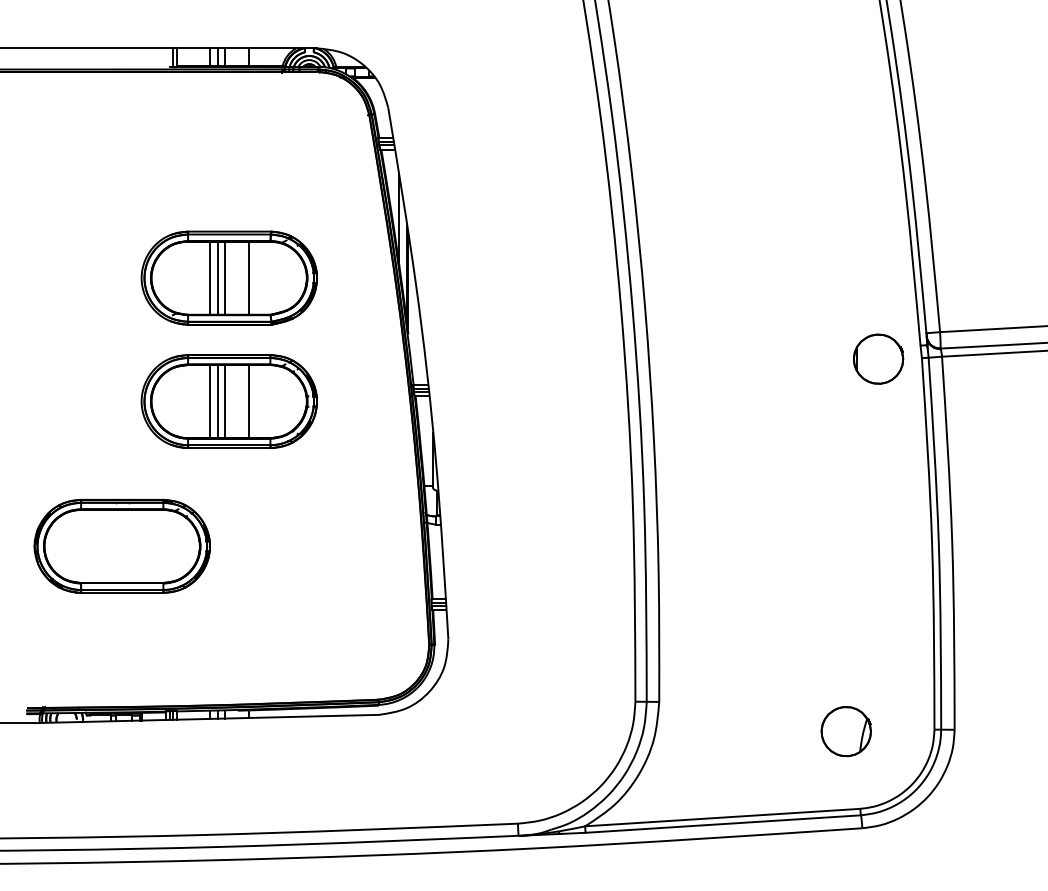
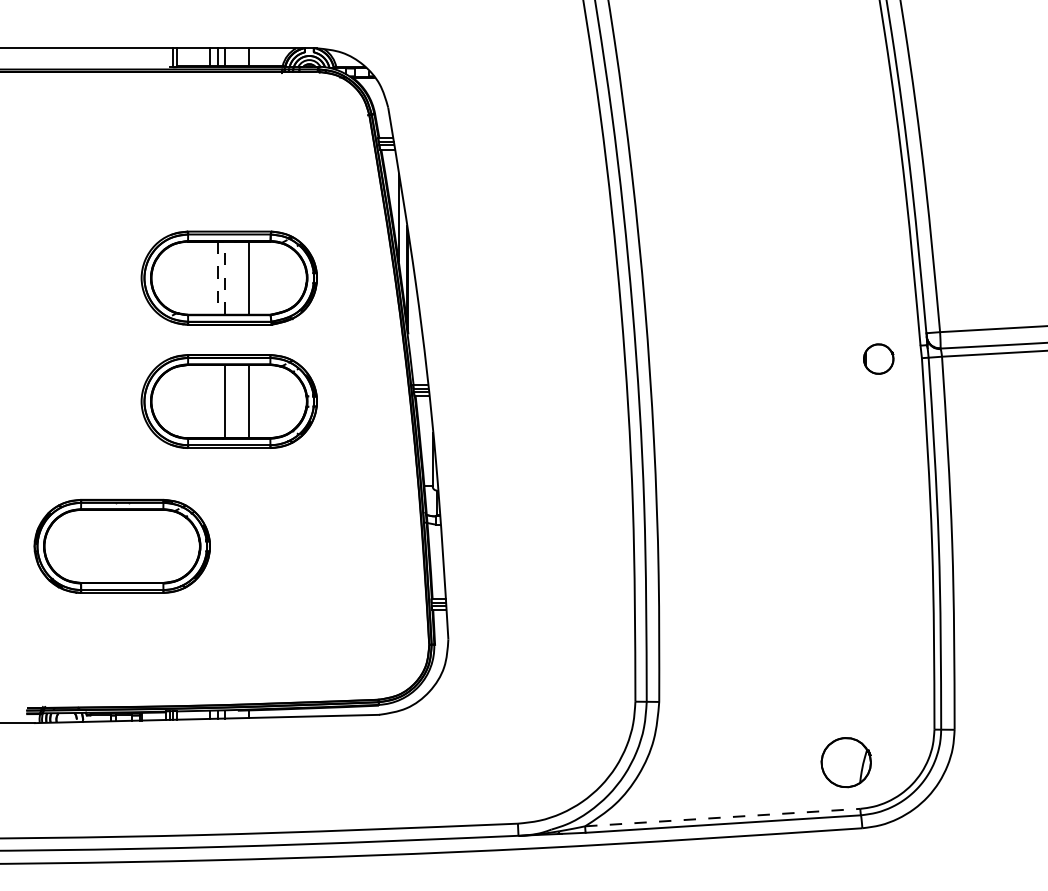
line: present -> none (209, 277)
line: solid -> dashed (217, 278)
line: solid -> dashed (224, 278)
part size: 52x52 px -> 32x32 px (878, 358)
line: present -> none (209, 401)
line: present -> none (217, 401)
part position: (845, 731) -> (845, 762) (845, 762)
line: solid -> dashed (722, 817)
